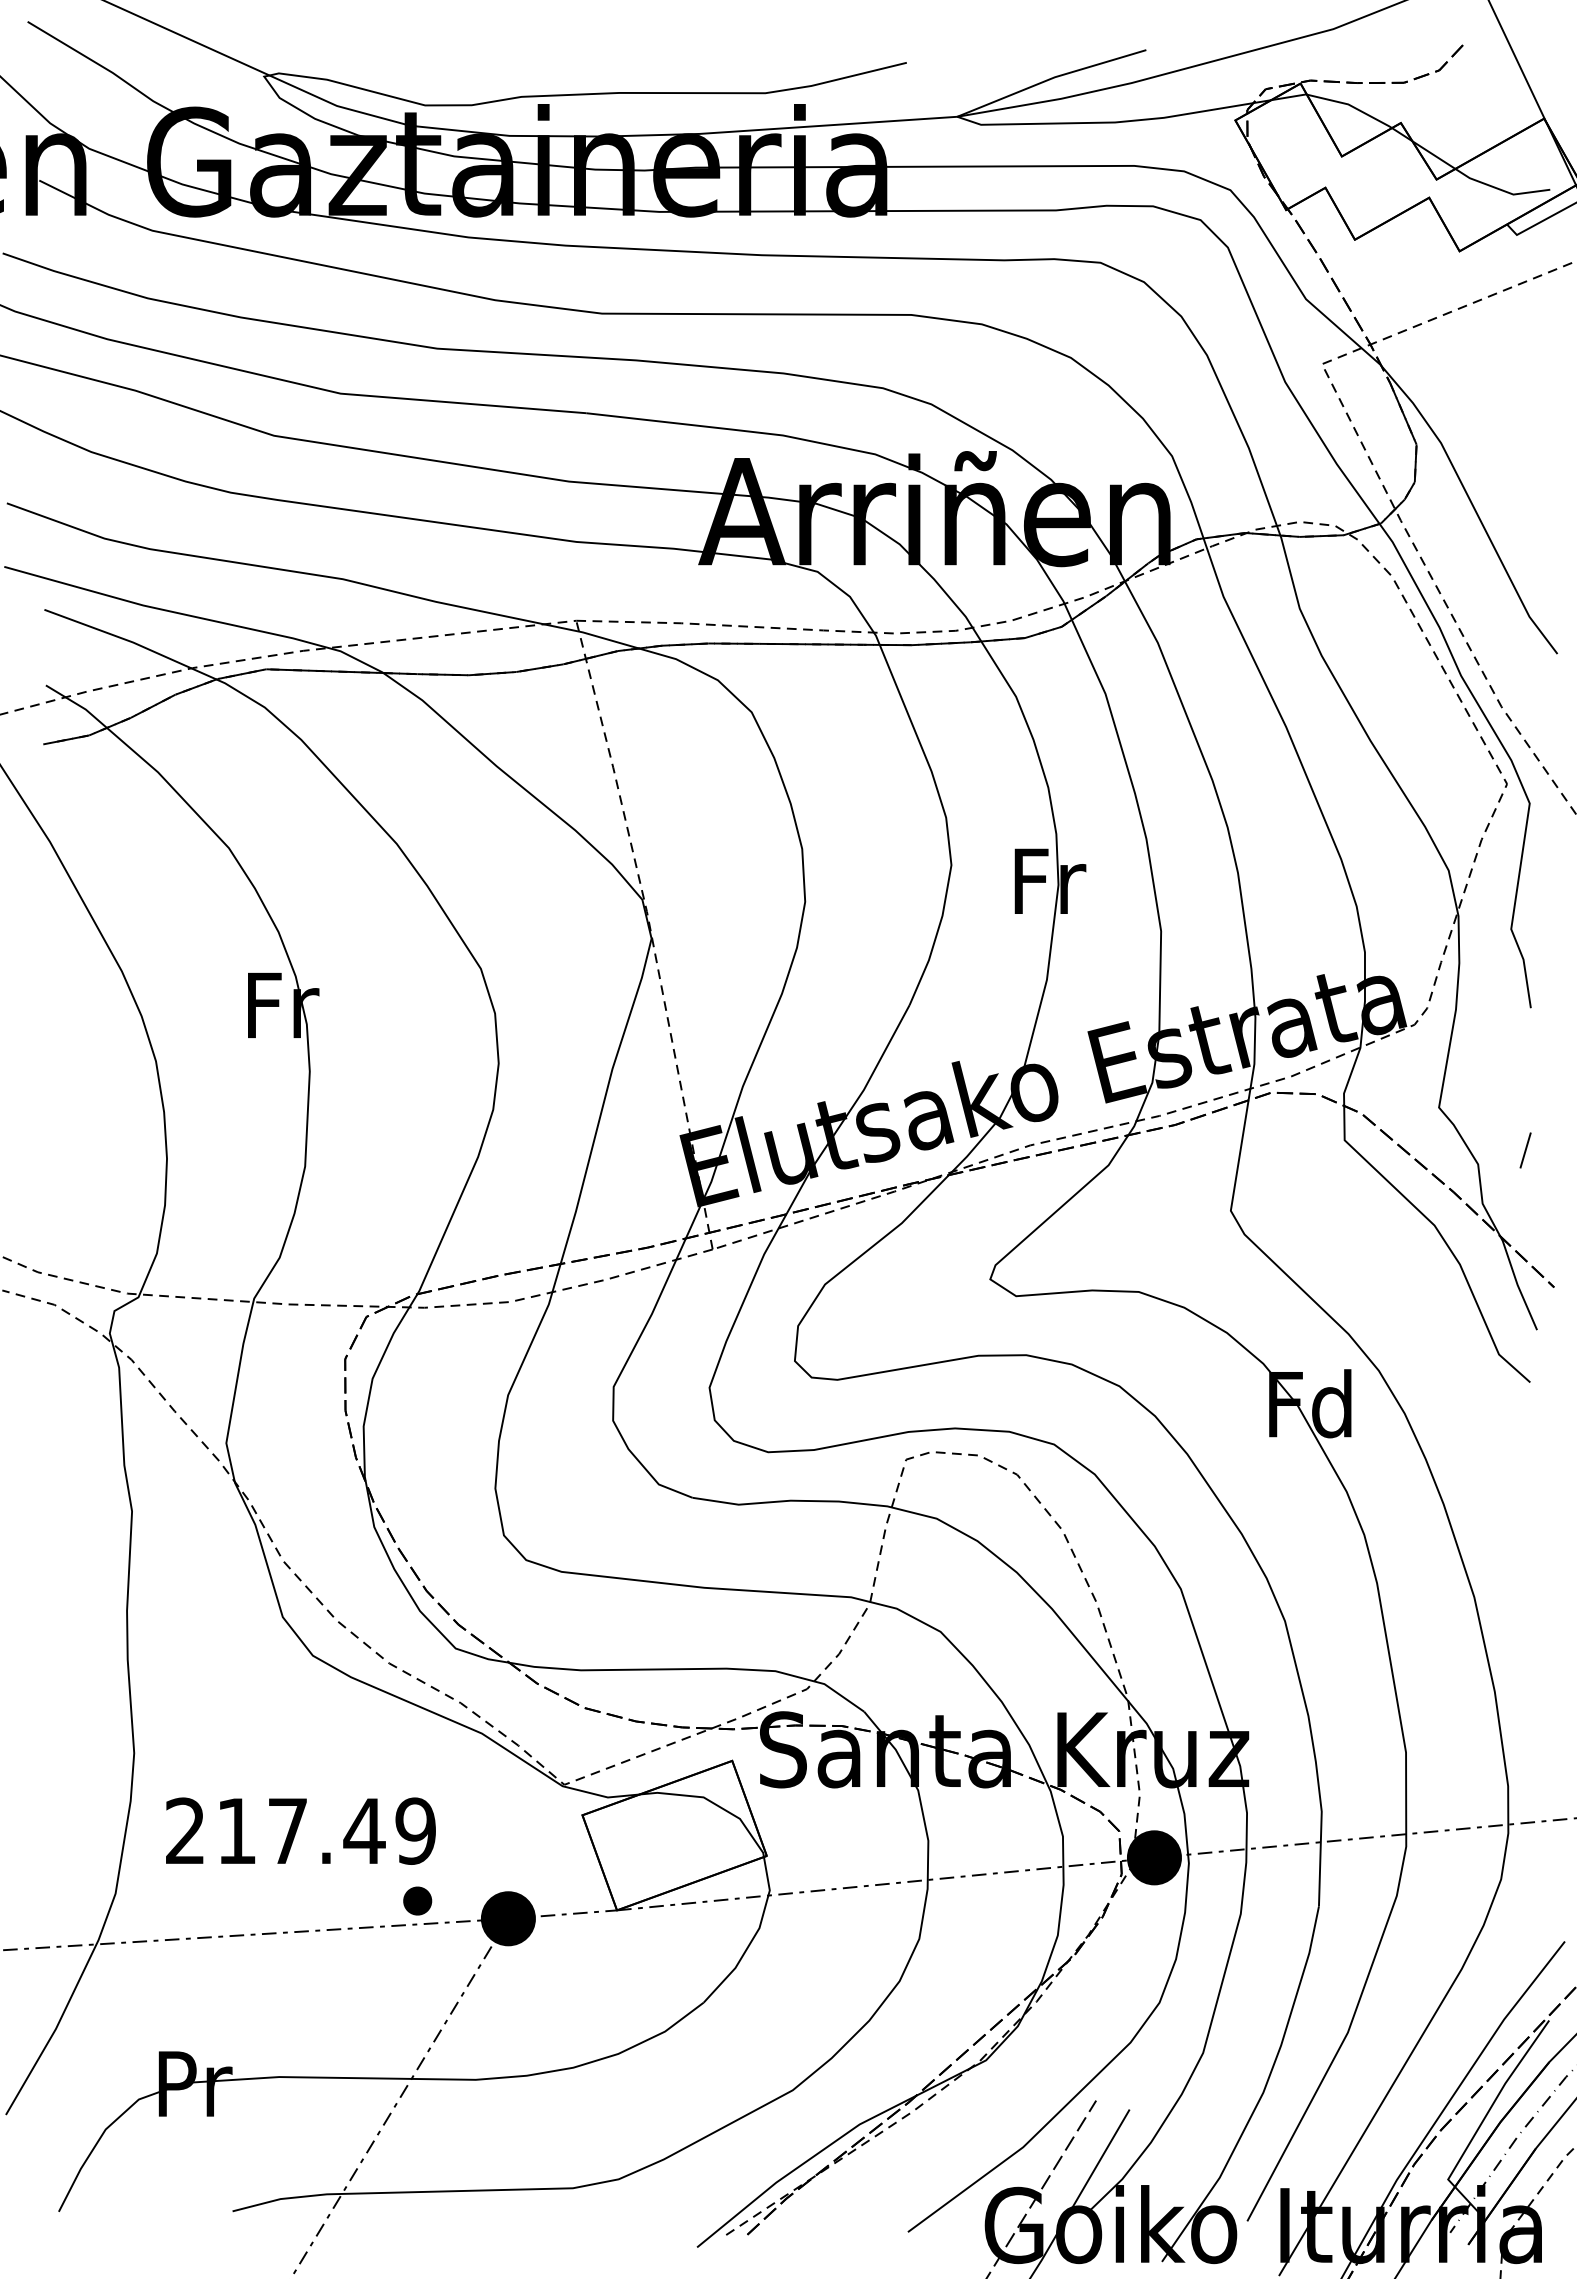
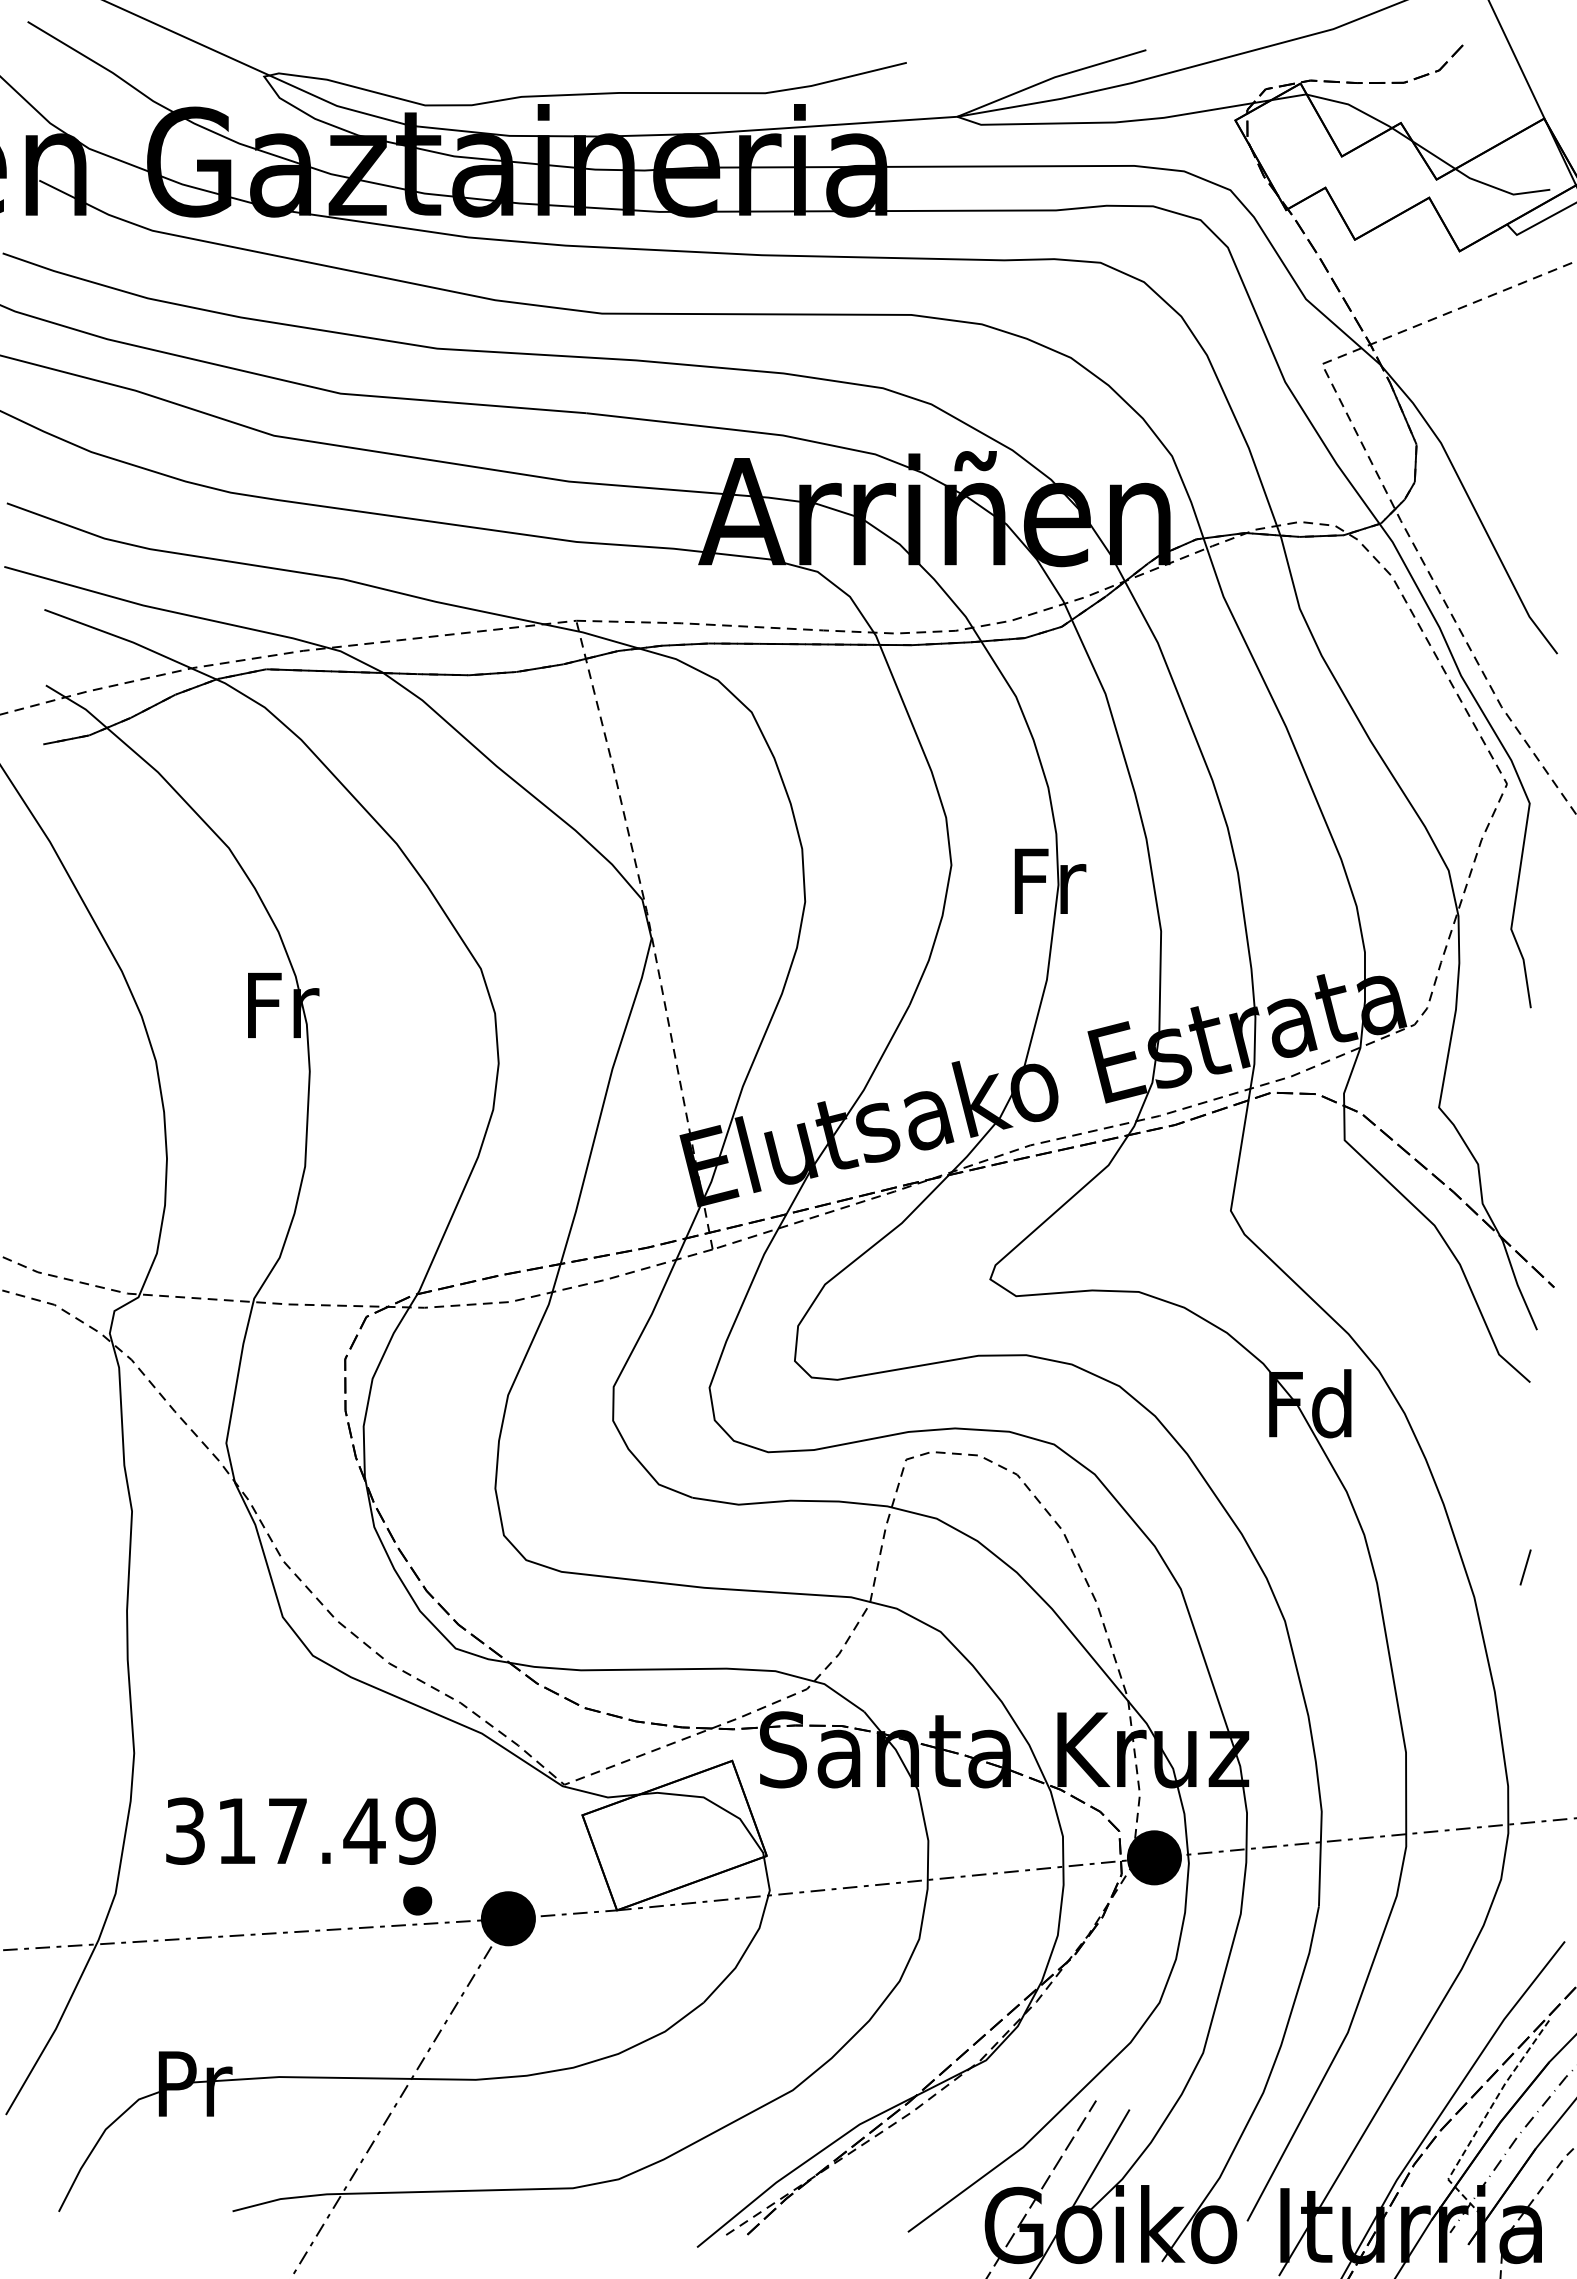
line position: (1525, 1150) -> (1525, 1567) (1525, 1567)
text: 217.49 -> 317.49 (185, 1830)
line: solid -> dashed (1483, 2120)
